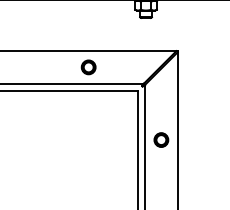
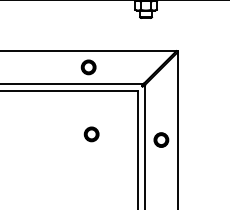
part: none -> present (91, 134)
